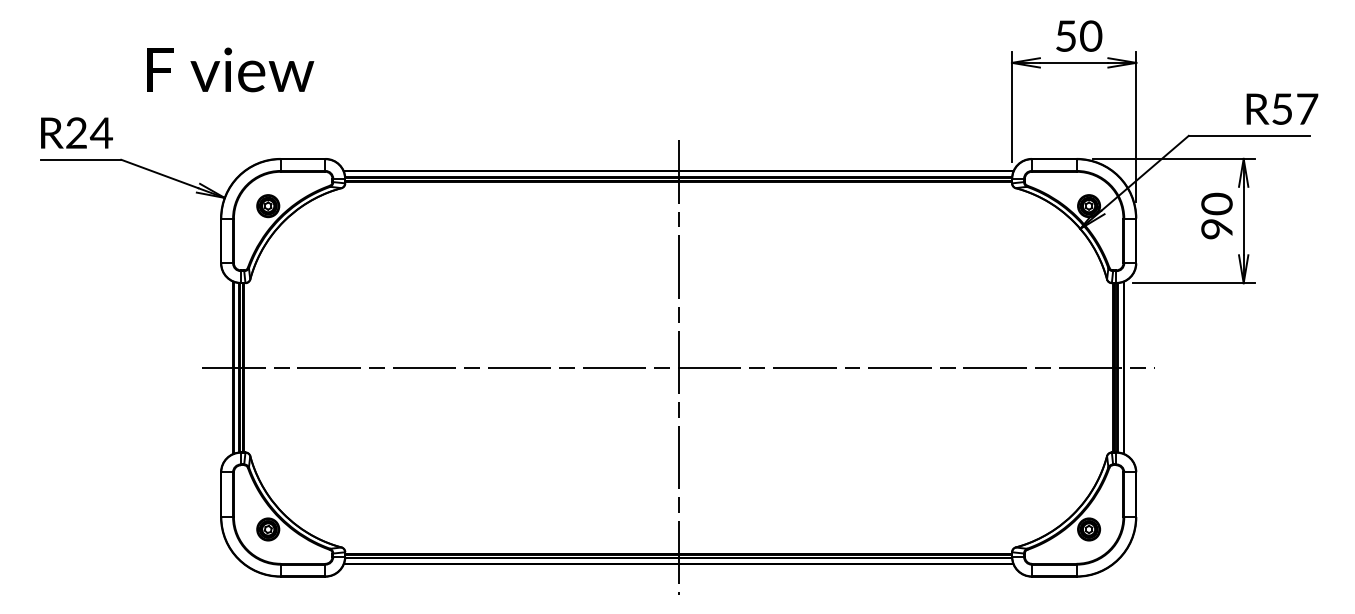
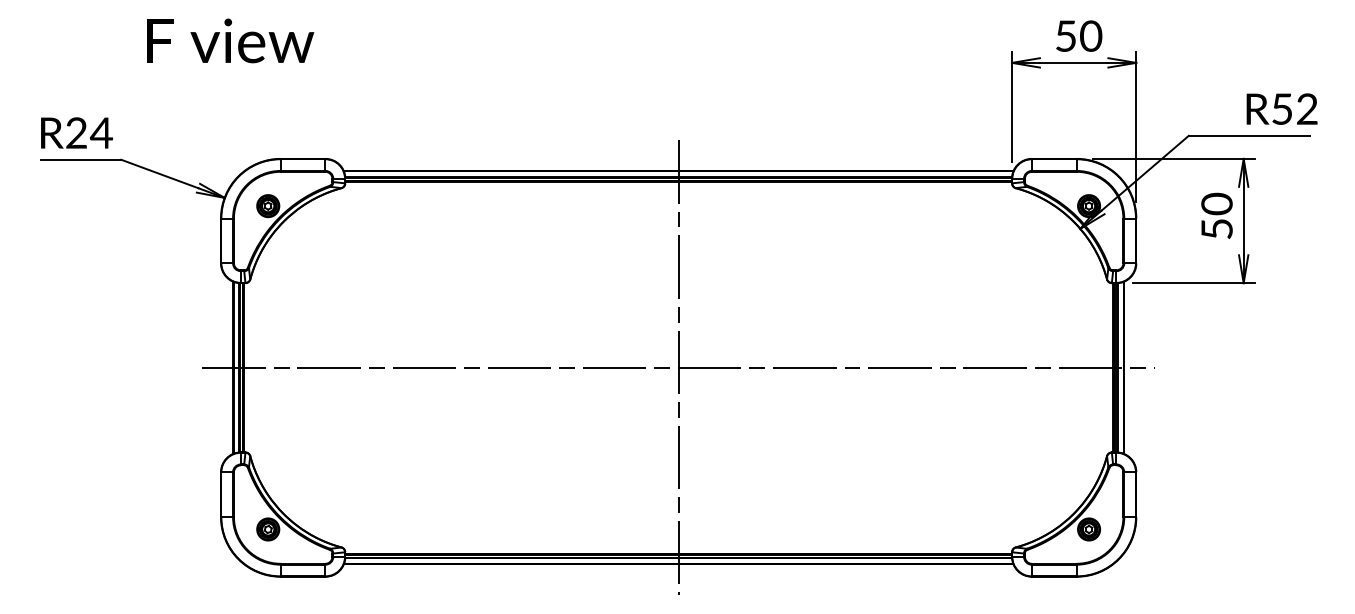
text position: (230, 69) -> (230, 40) (230, 40)
text: R57 -> R52 (1307, 108)
text: 90 -> 50 (1216, 229)
